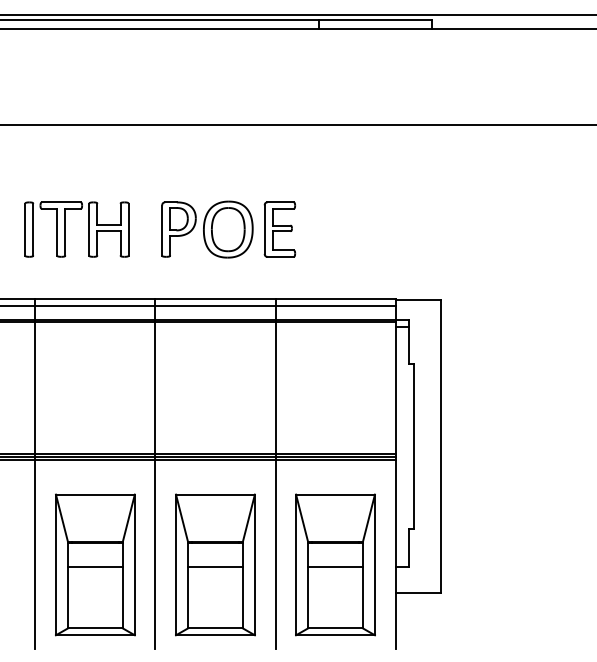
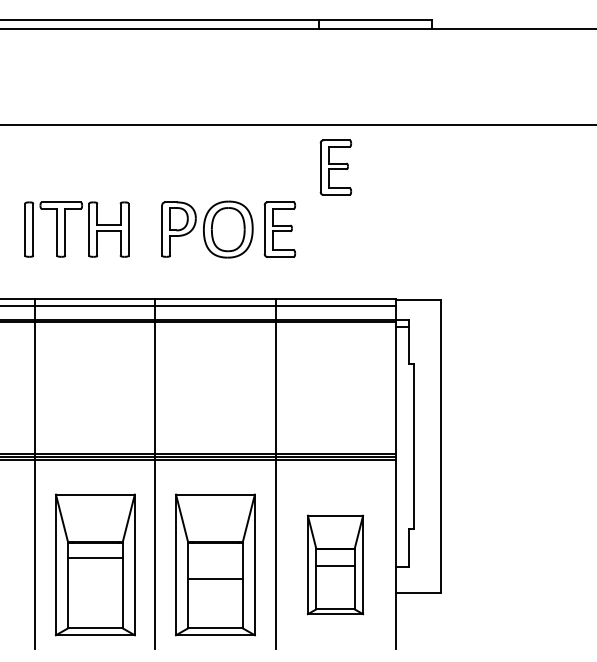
line: present -> none (297, 14)
part: none -> present (335, 167)
part size: 81x144 px -> 59x102 px (335, 564)
line position: (94, 566) -> (94, 557) (94, 557)
line position: (215, 566) -> (215, 578) (215, 578)
